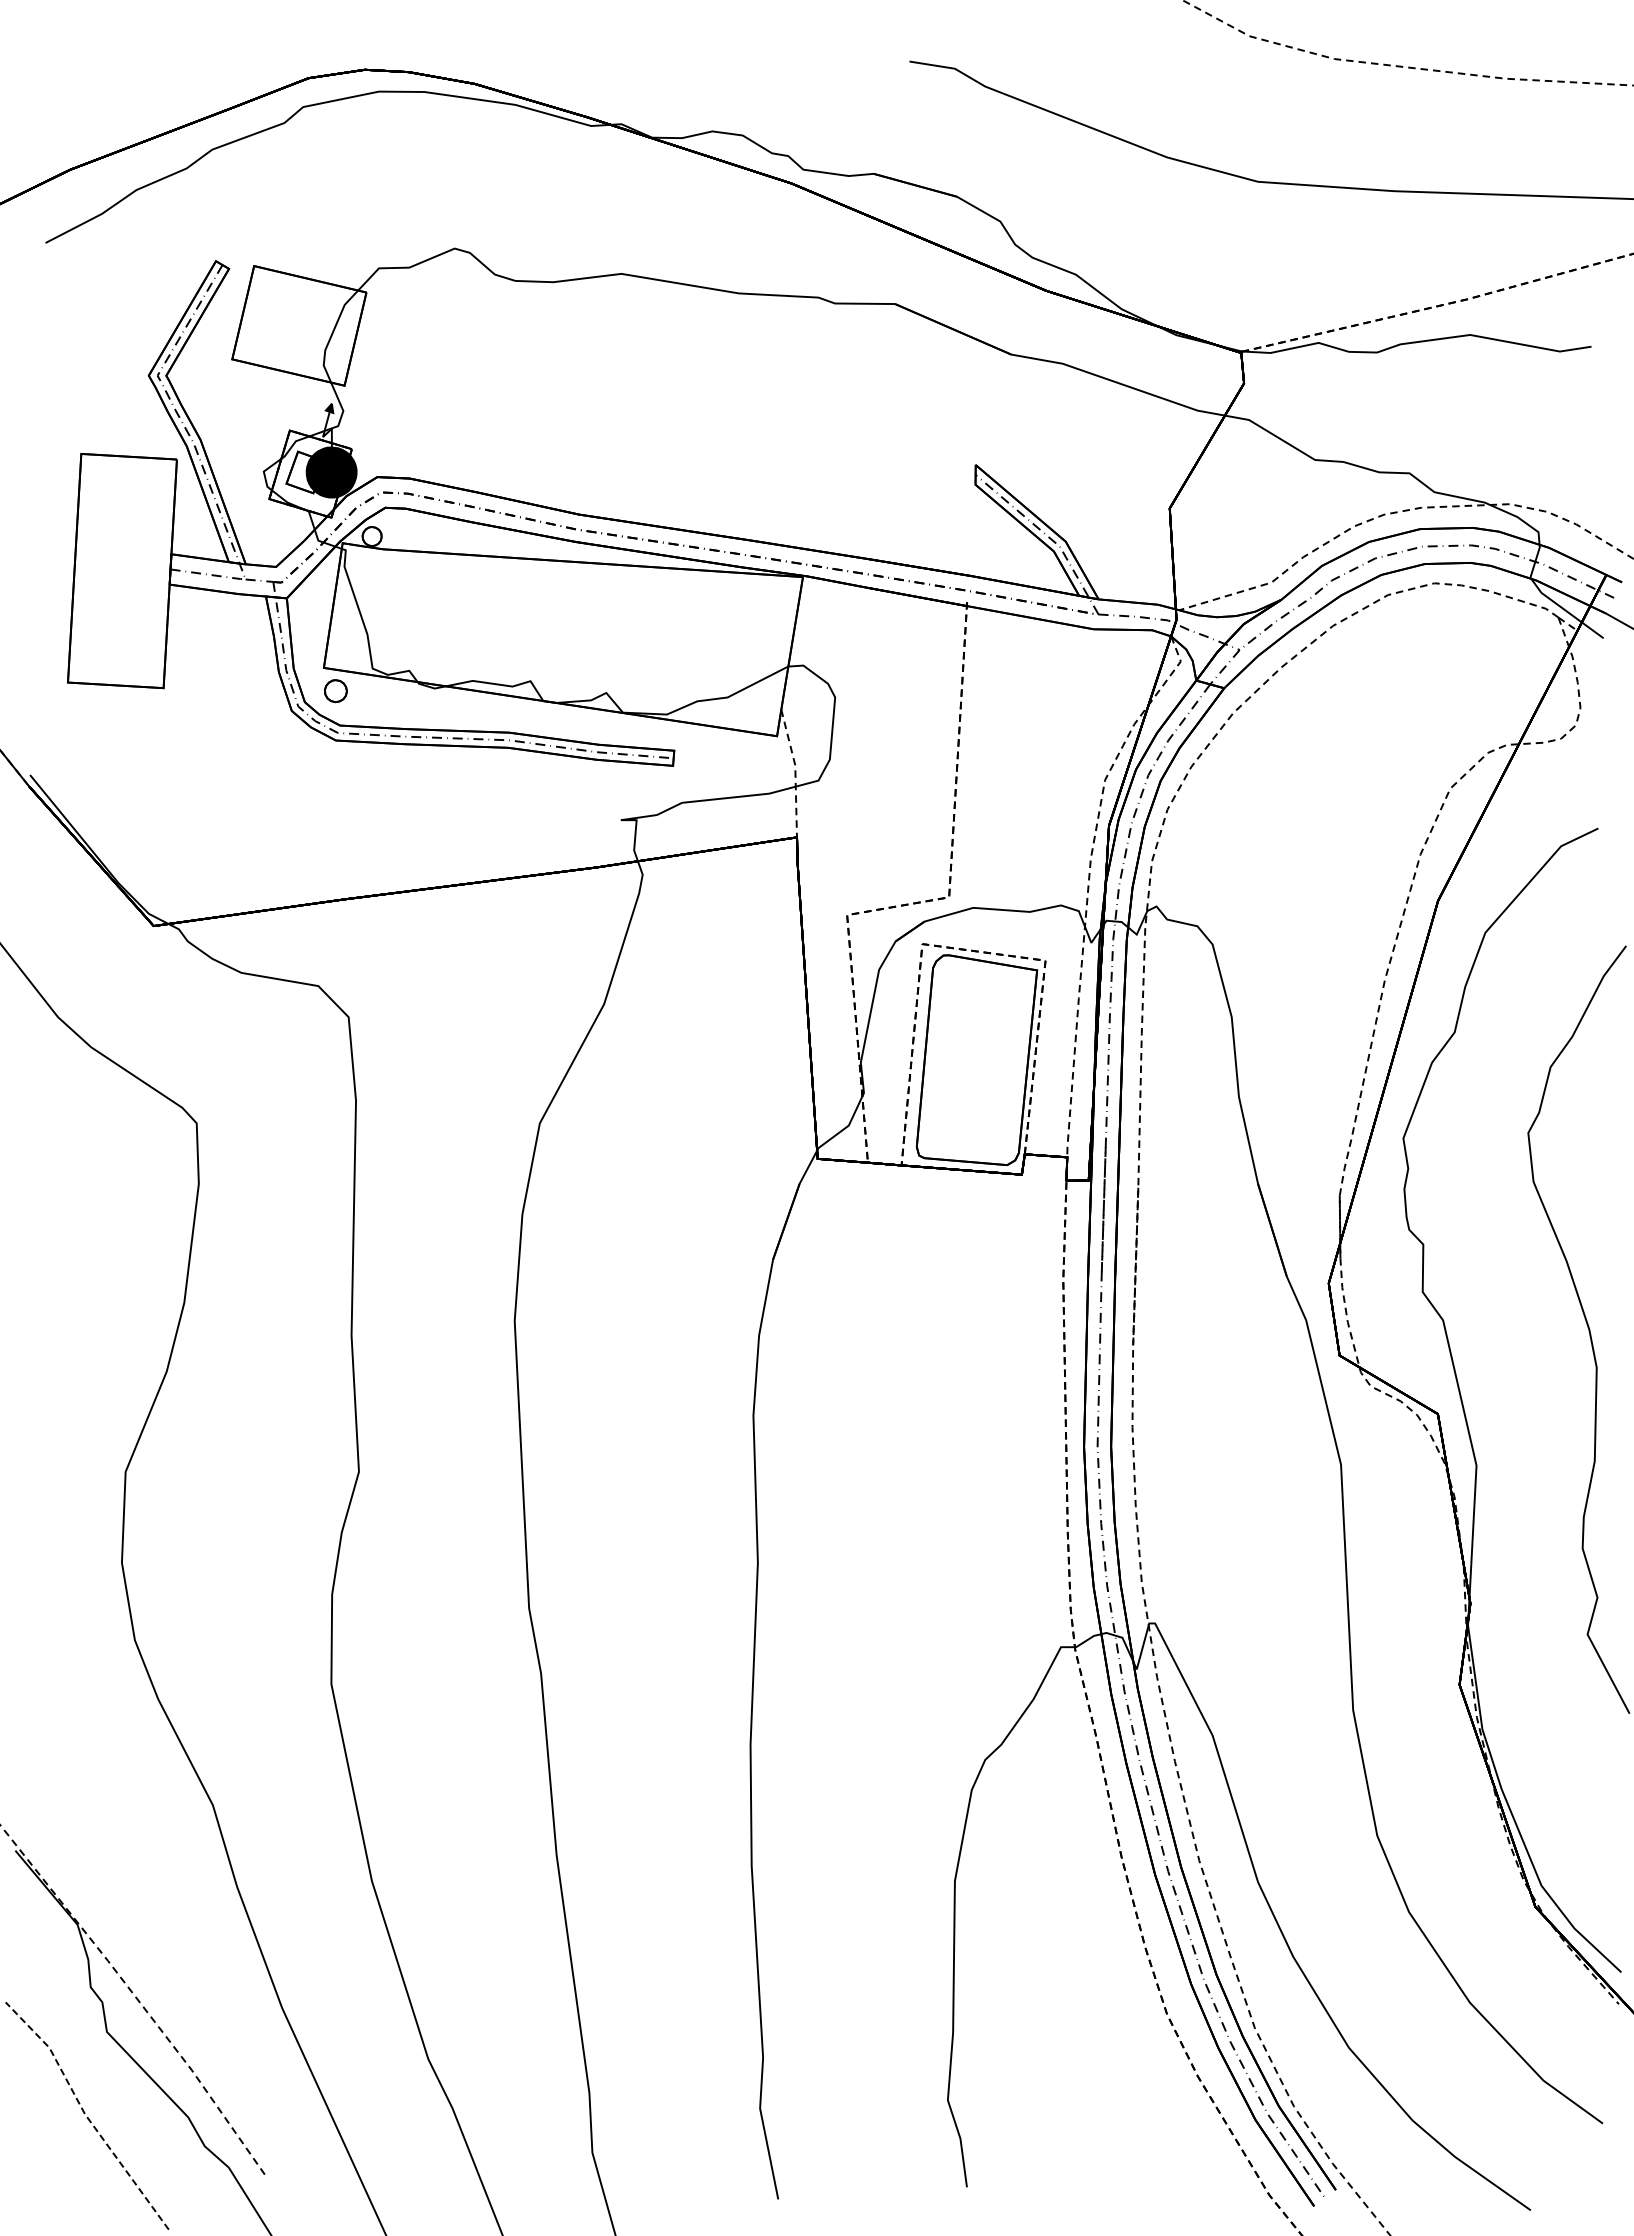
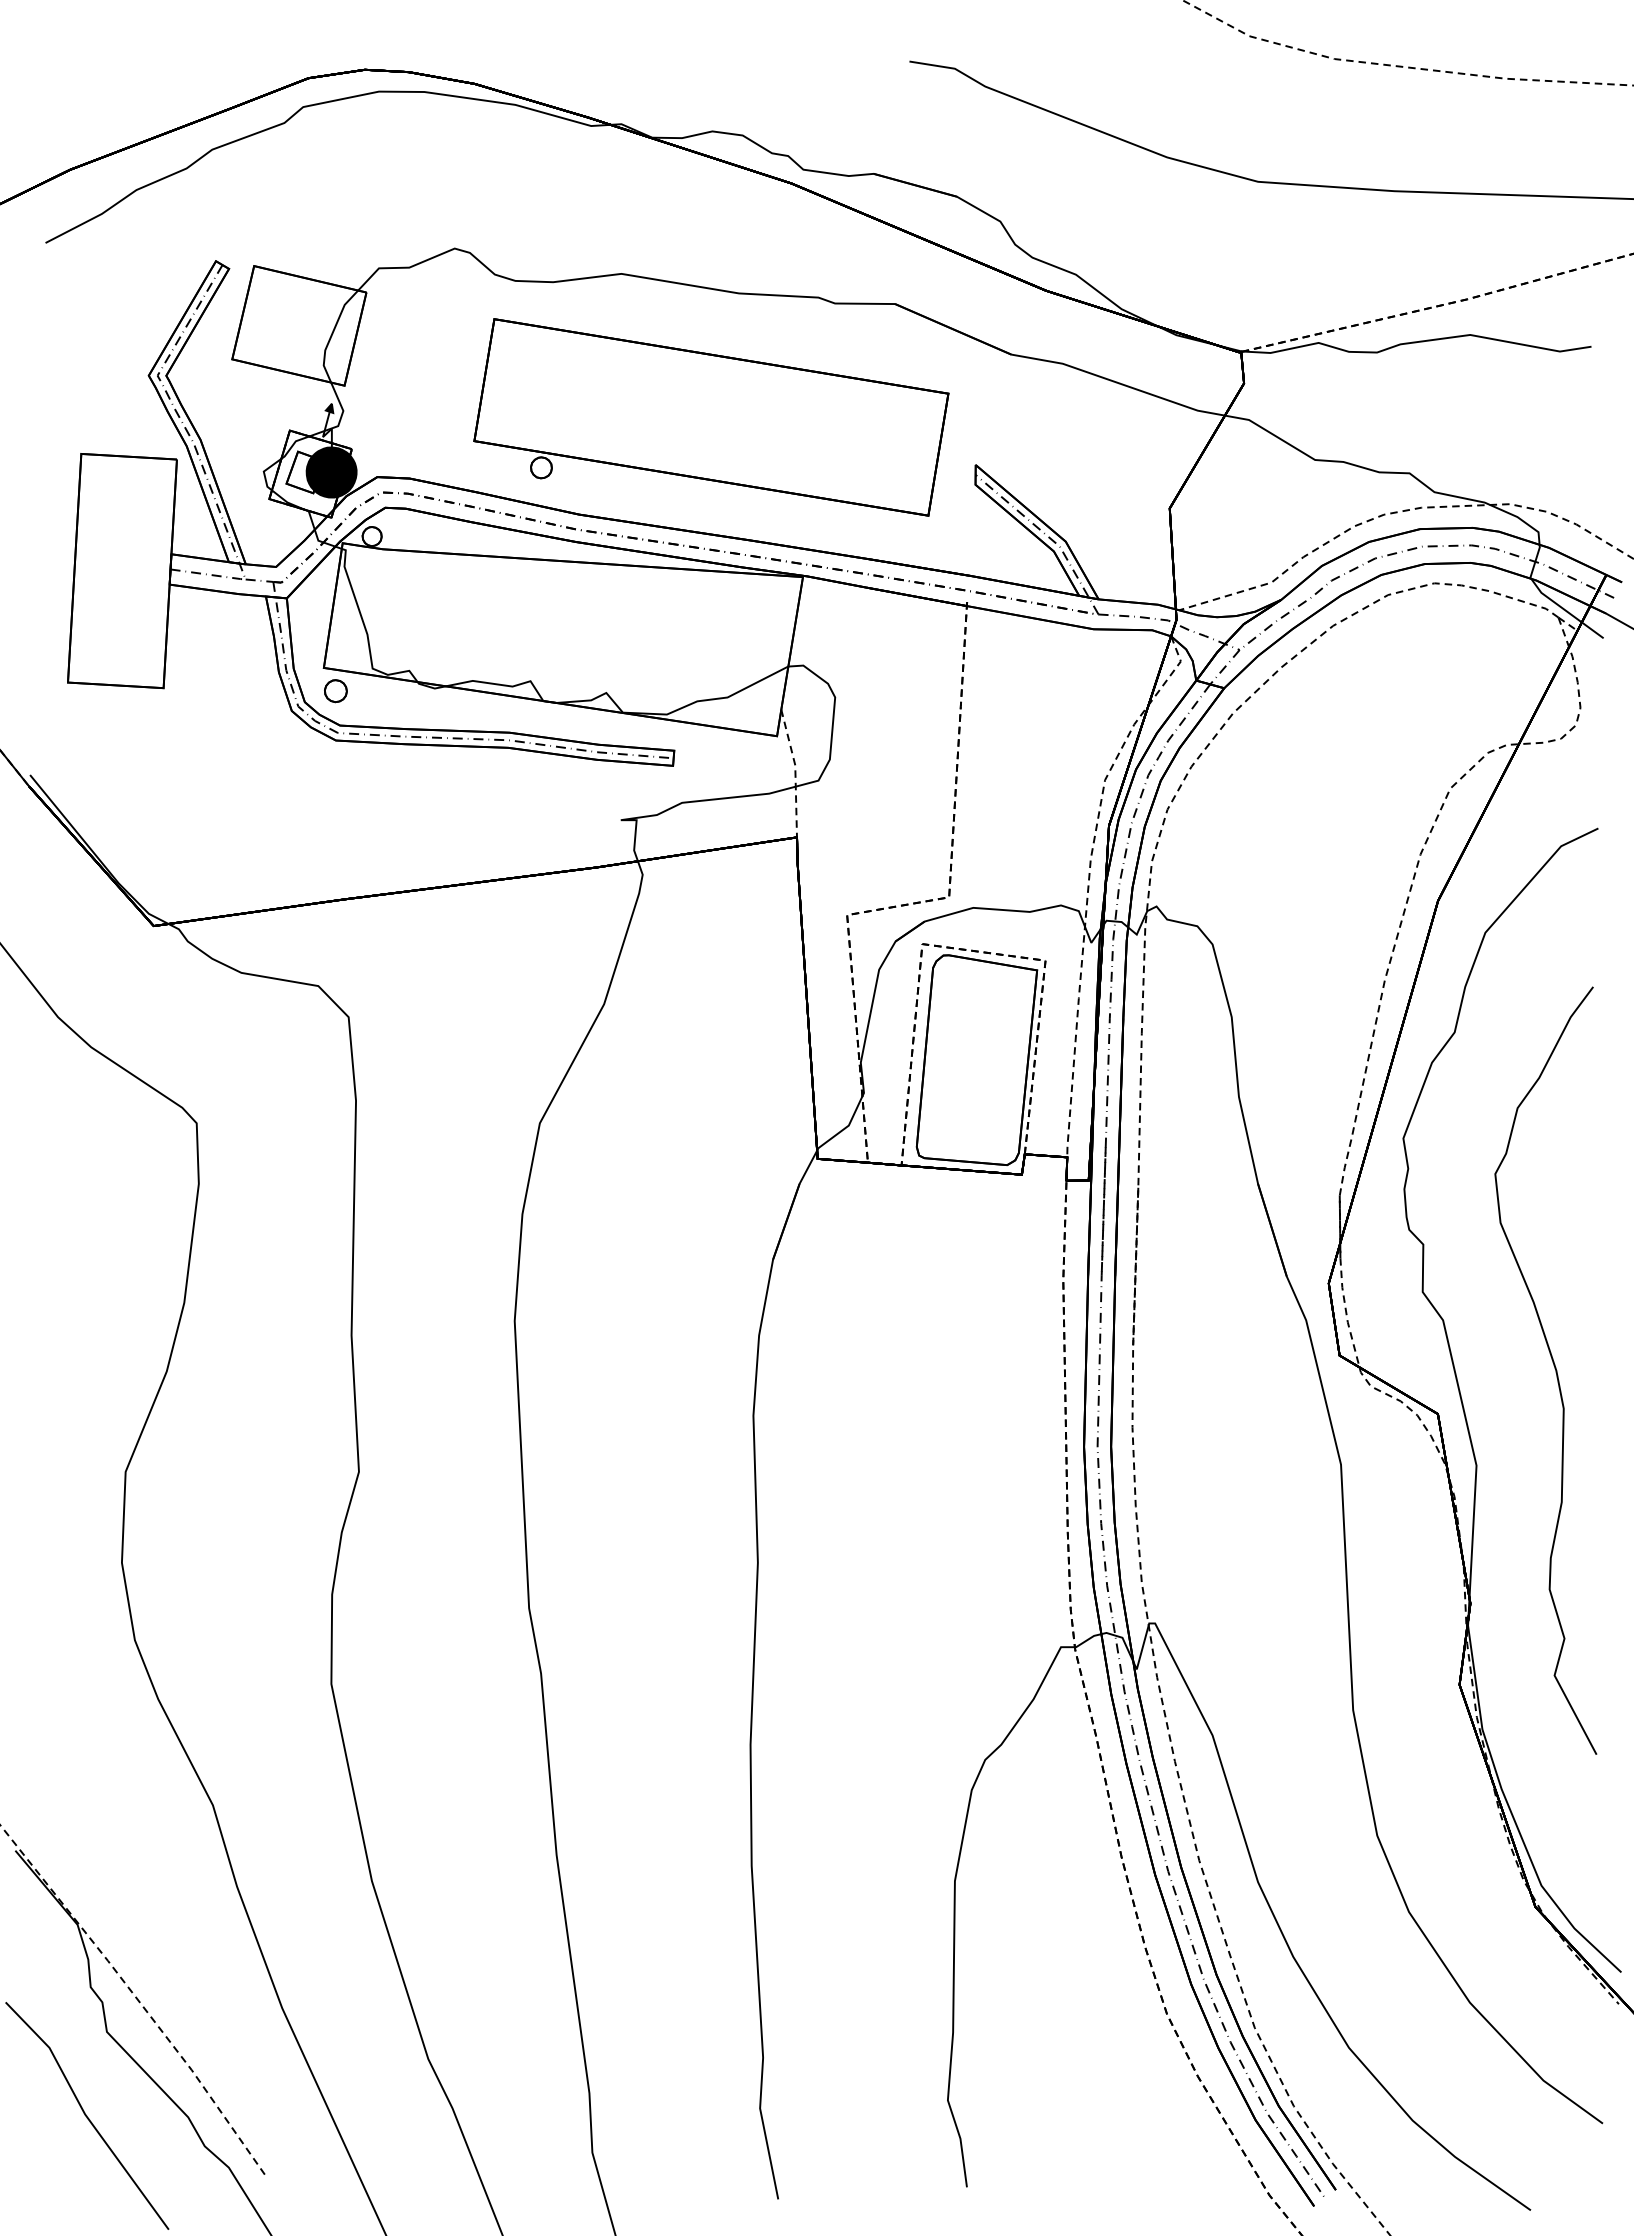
part: none -> present (711, 417)
curve position: (1587, 1327) -> (1554, 1368) (1554, 1368)
line: dashed -> solid (85, 2114)
